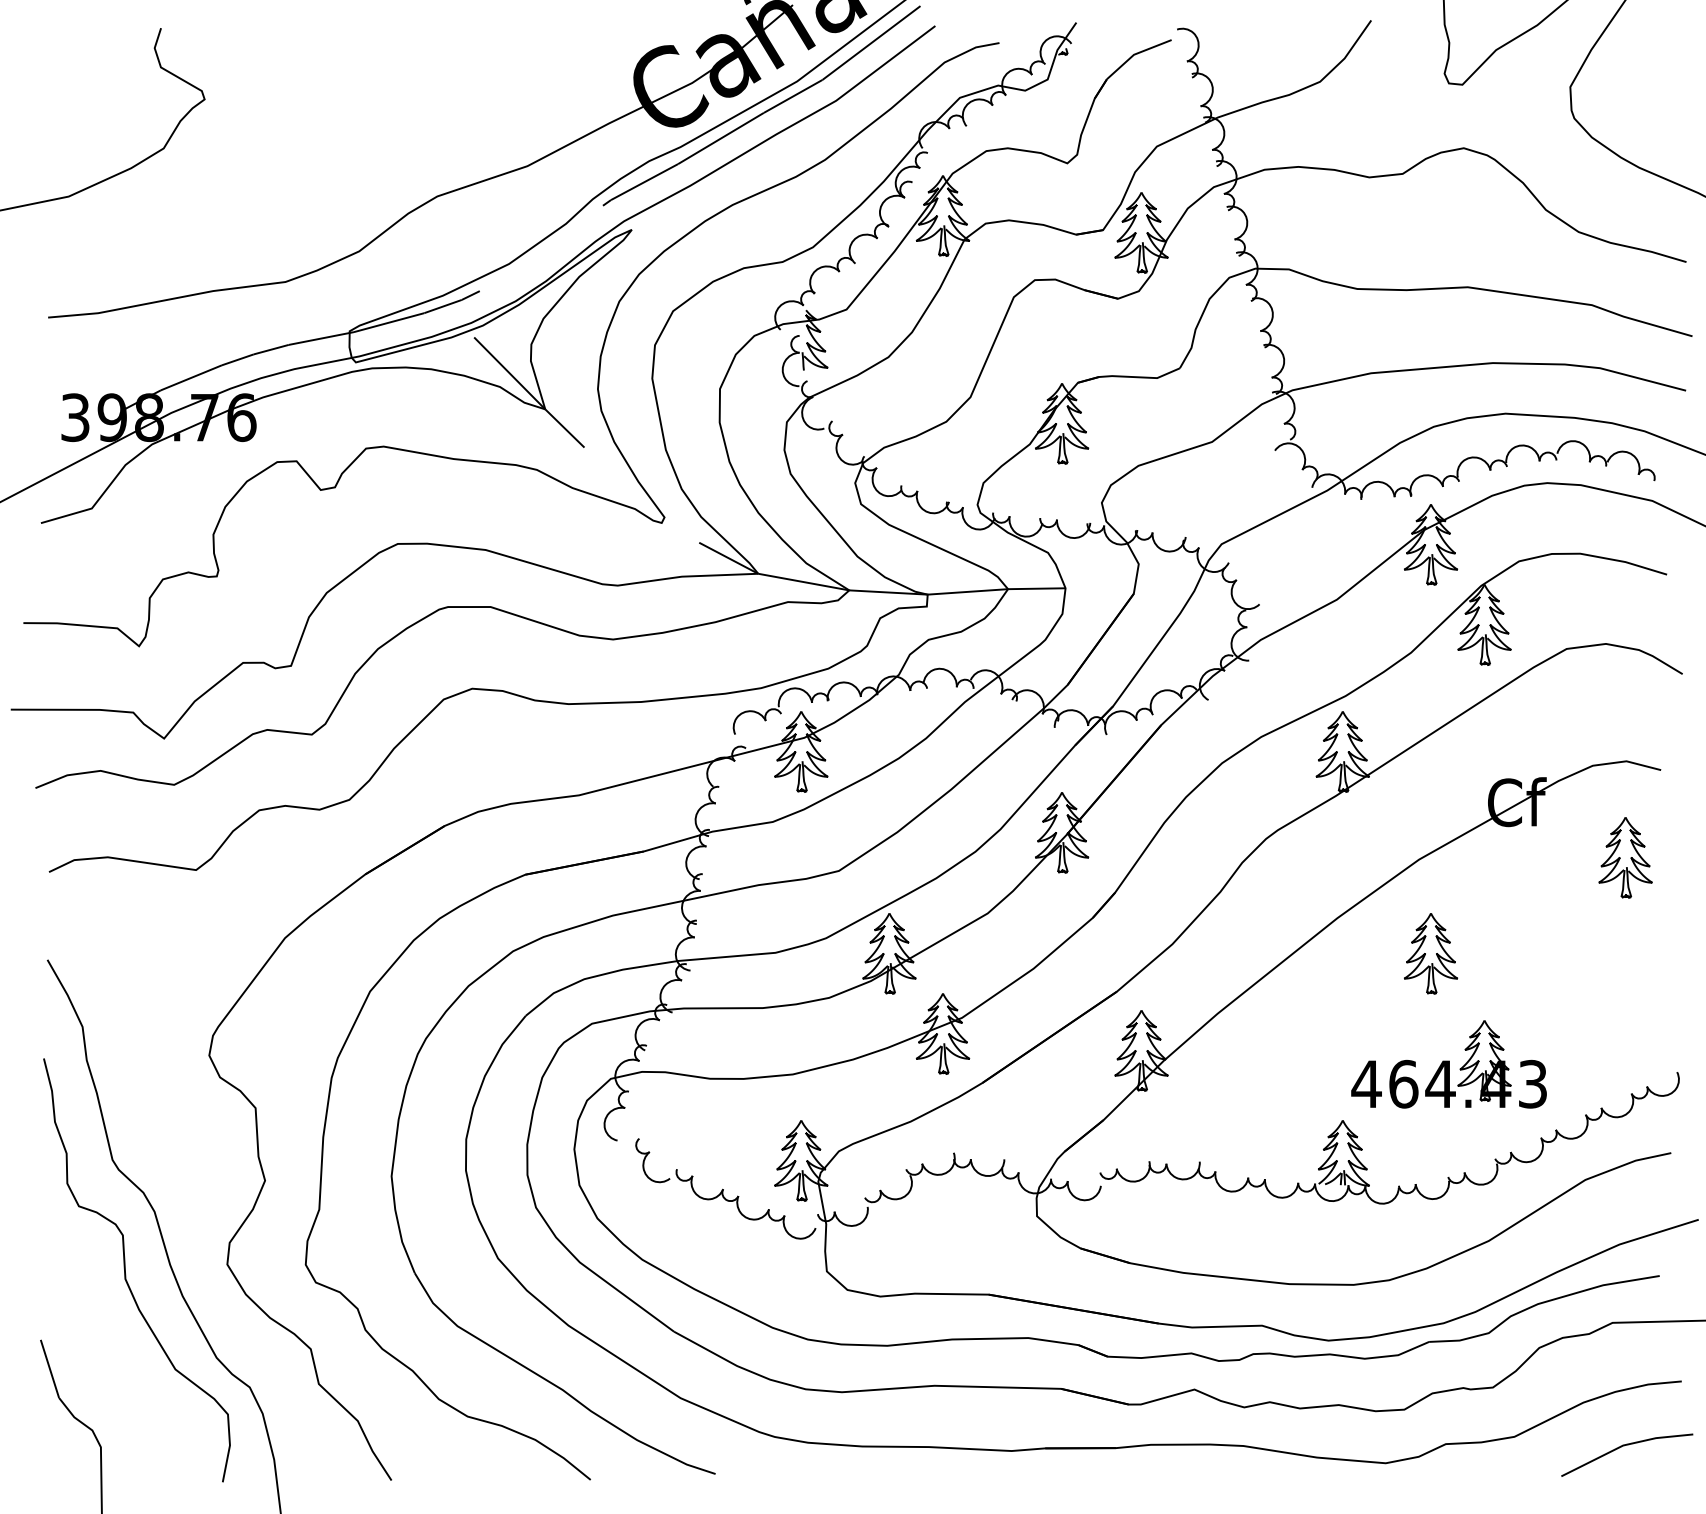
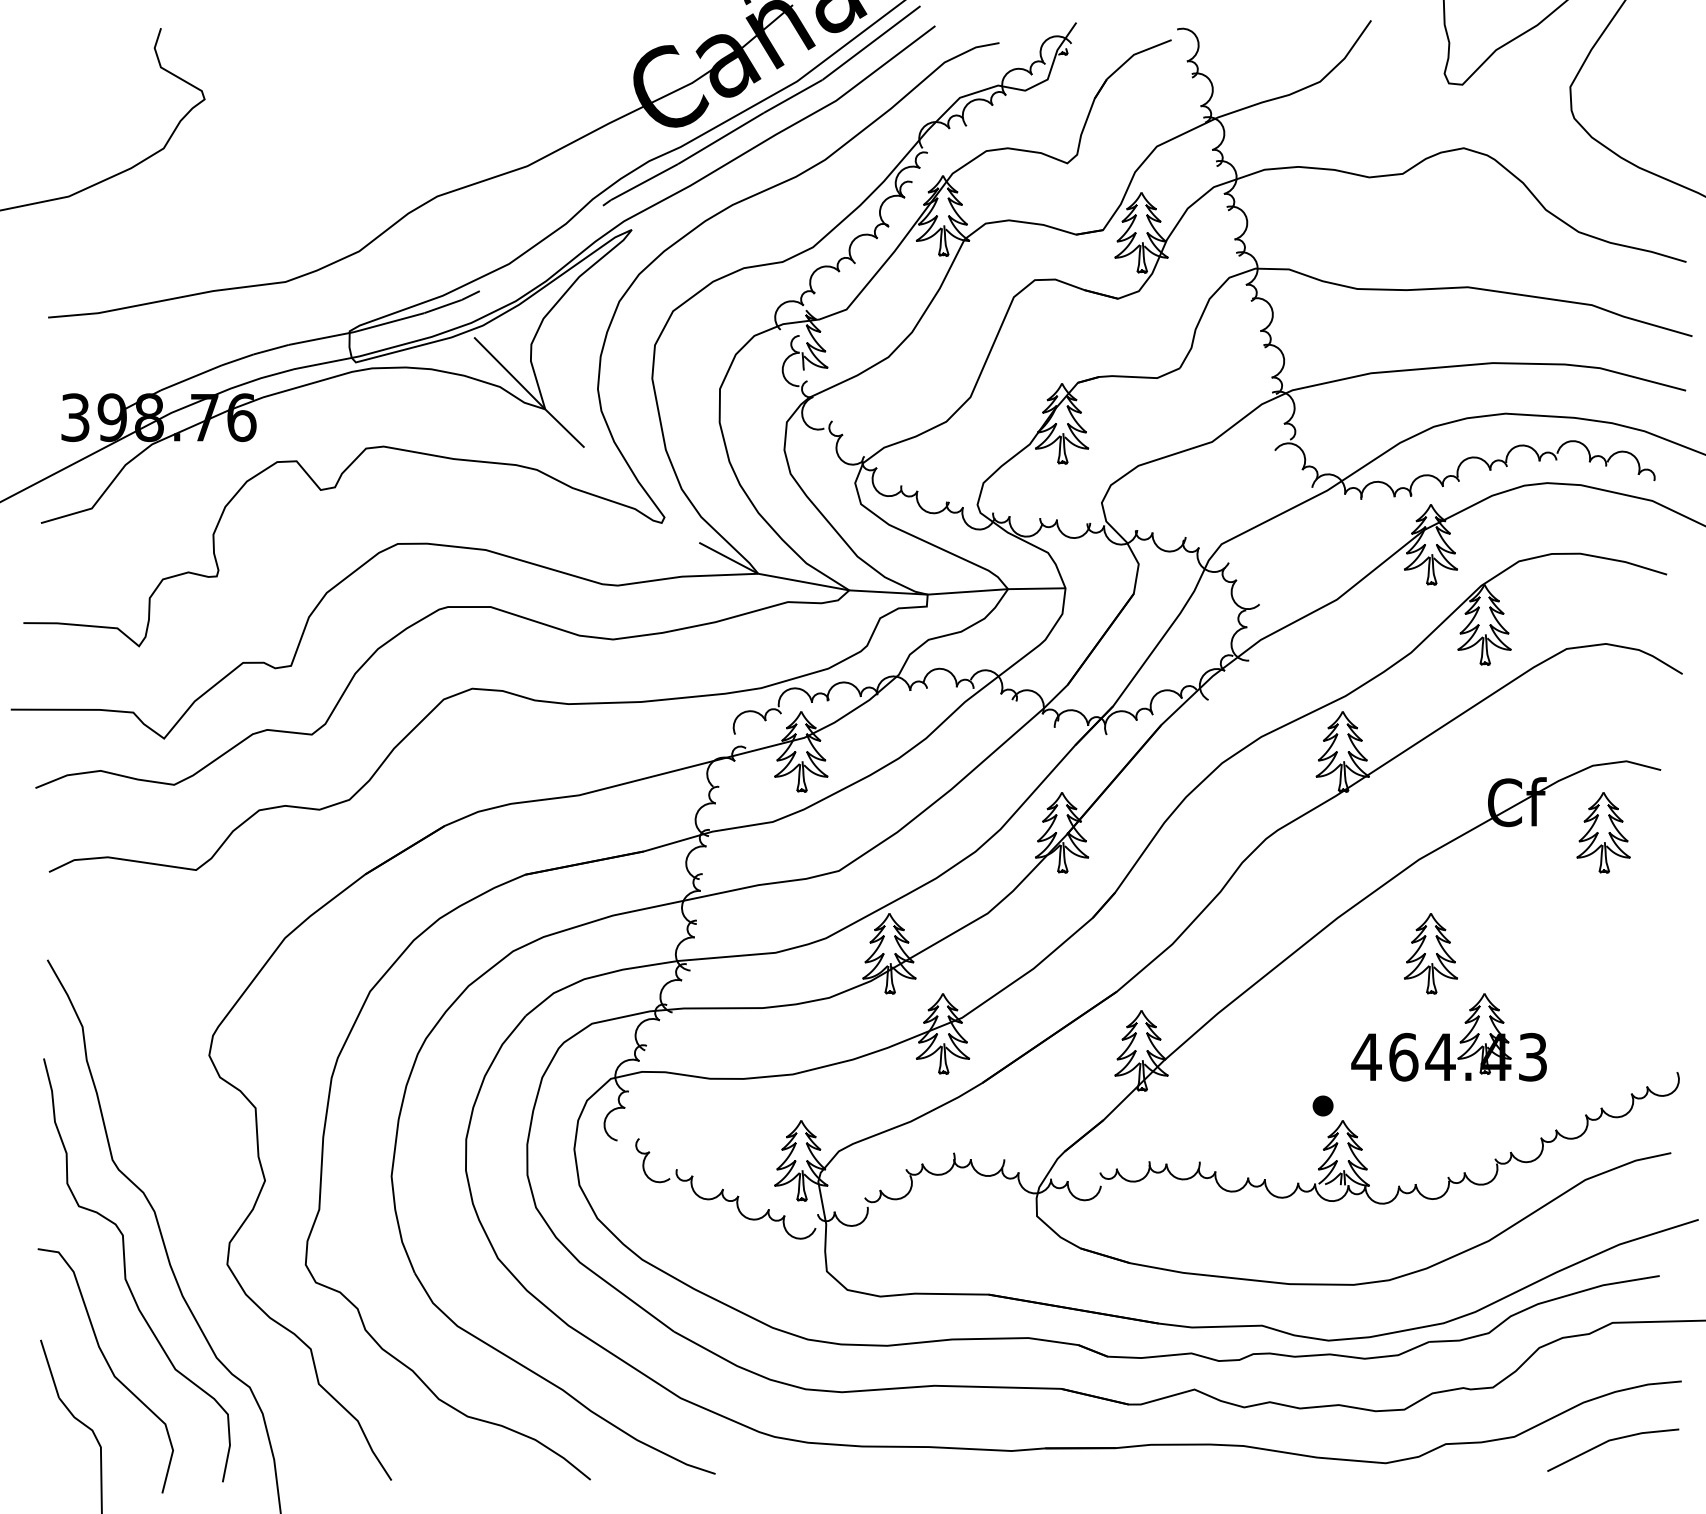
part position: (1625, 857) -> (1603, 832) (1603, 832)
part position: (1448, 1064) -> (1448, 1037) (1448, 1037)
part: none -> present (1322, 1105)
curve: none -> present (108, 1367)
line position: (1624, 1446) -> (1610, 1441) (1610, 1441)
